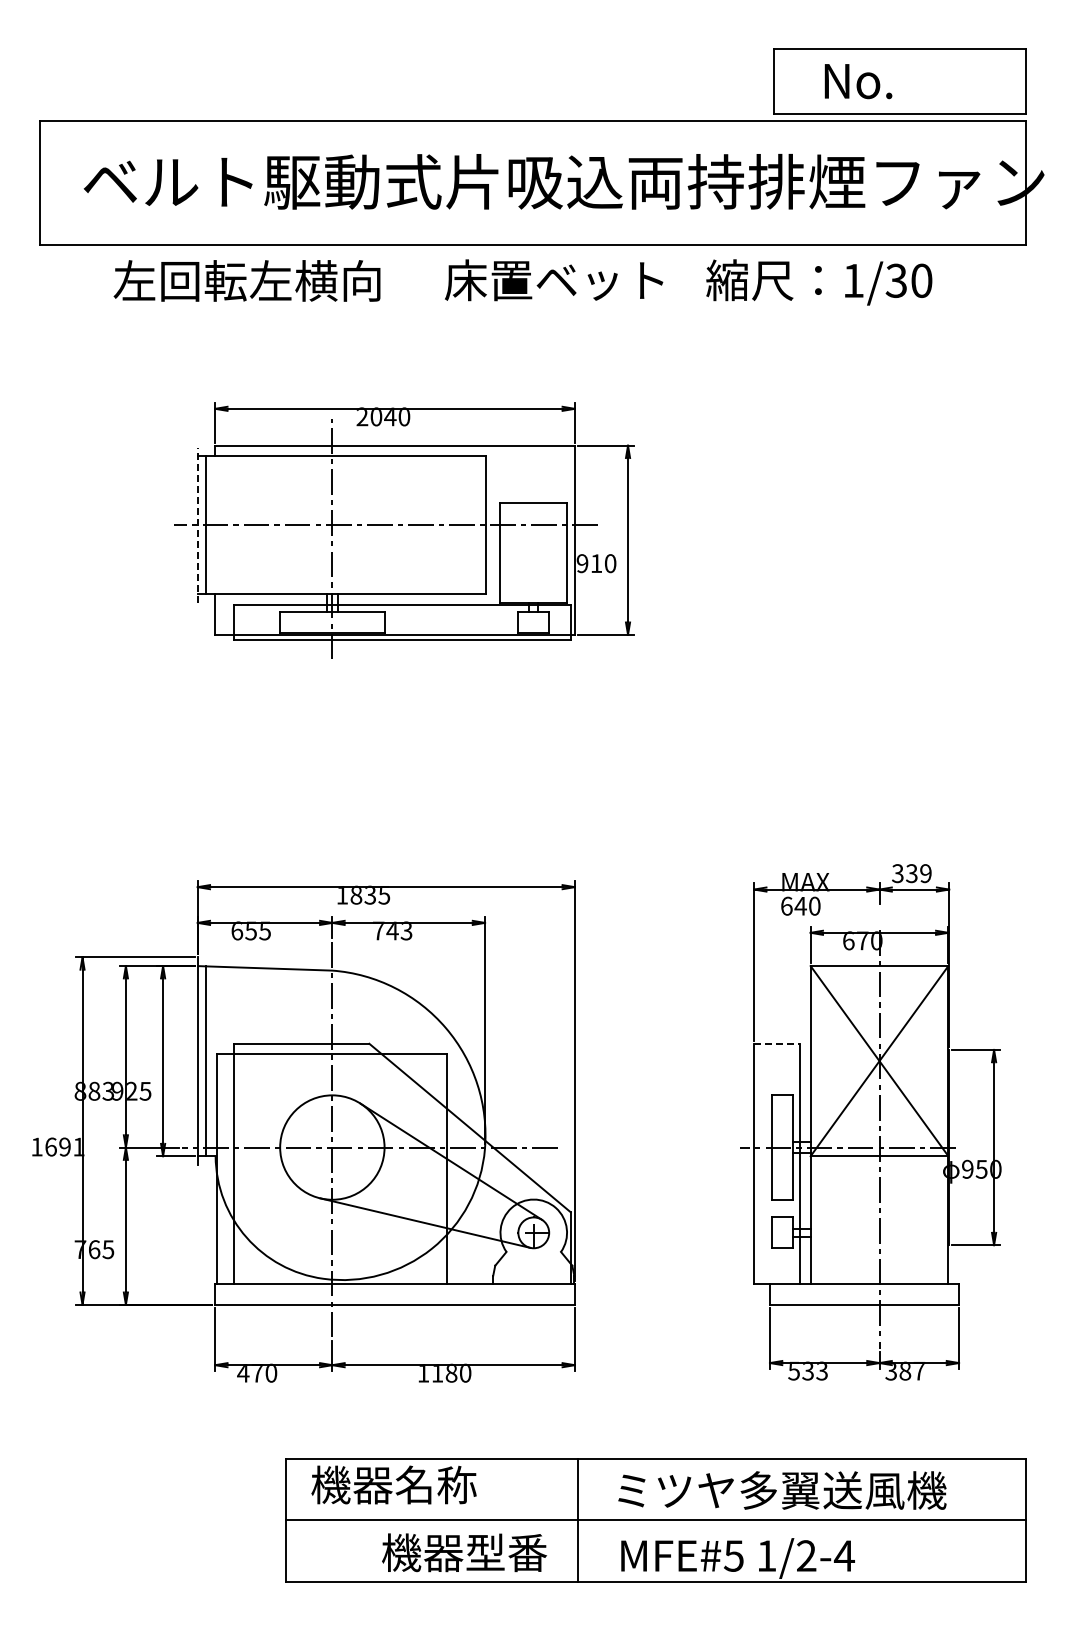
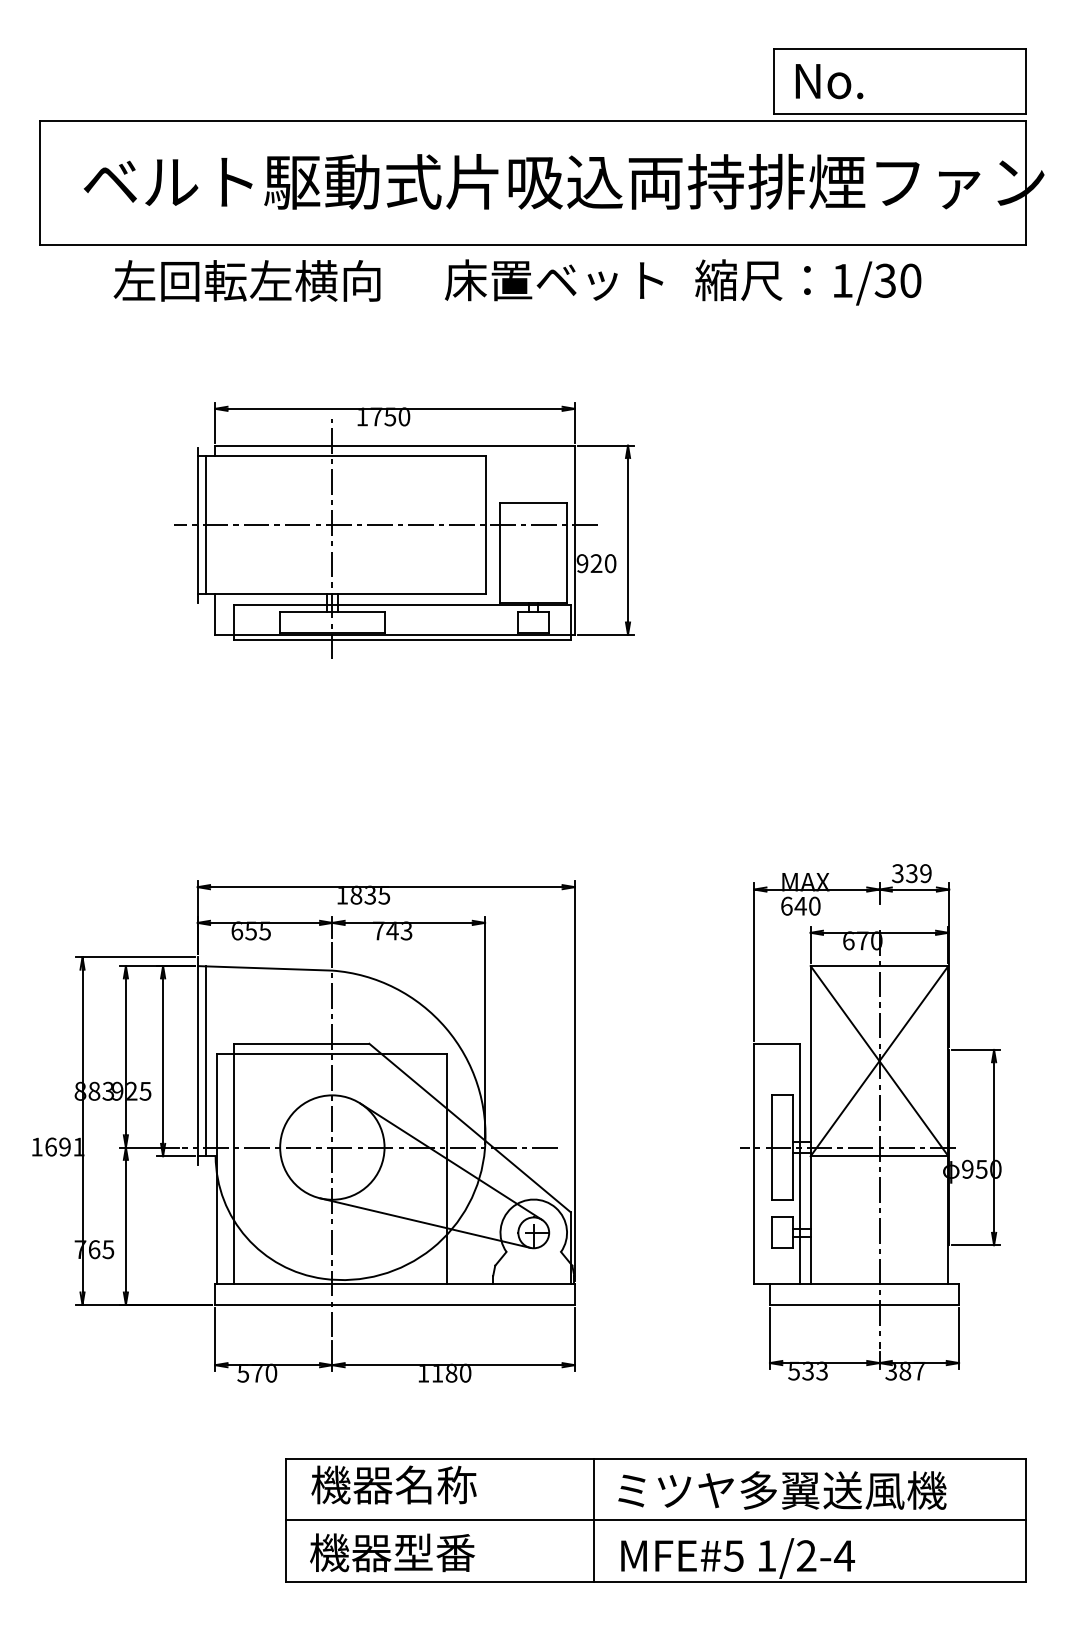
text position: (858, 81) -> (829, 81) (829, 81)
text position: (819, 282) -> (808, 282) (808, 282)
text: 2040 -> 1750 (376, 416)
line: dashed -> solid (197, 524)
text: 910 -> 920 (596, 563)
line: dashed -> solid (776, 1043)
text: 470 -> 570 (243, 1374)
line position: (578, 1520) -> (594, 1520) (594, 1520)
text position: (464, 1552) -> (392, 1552) (392, 1552)
